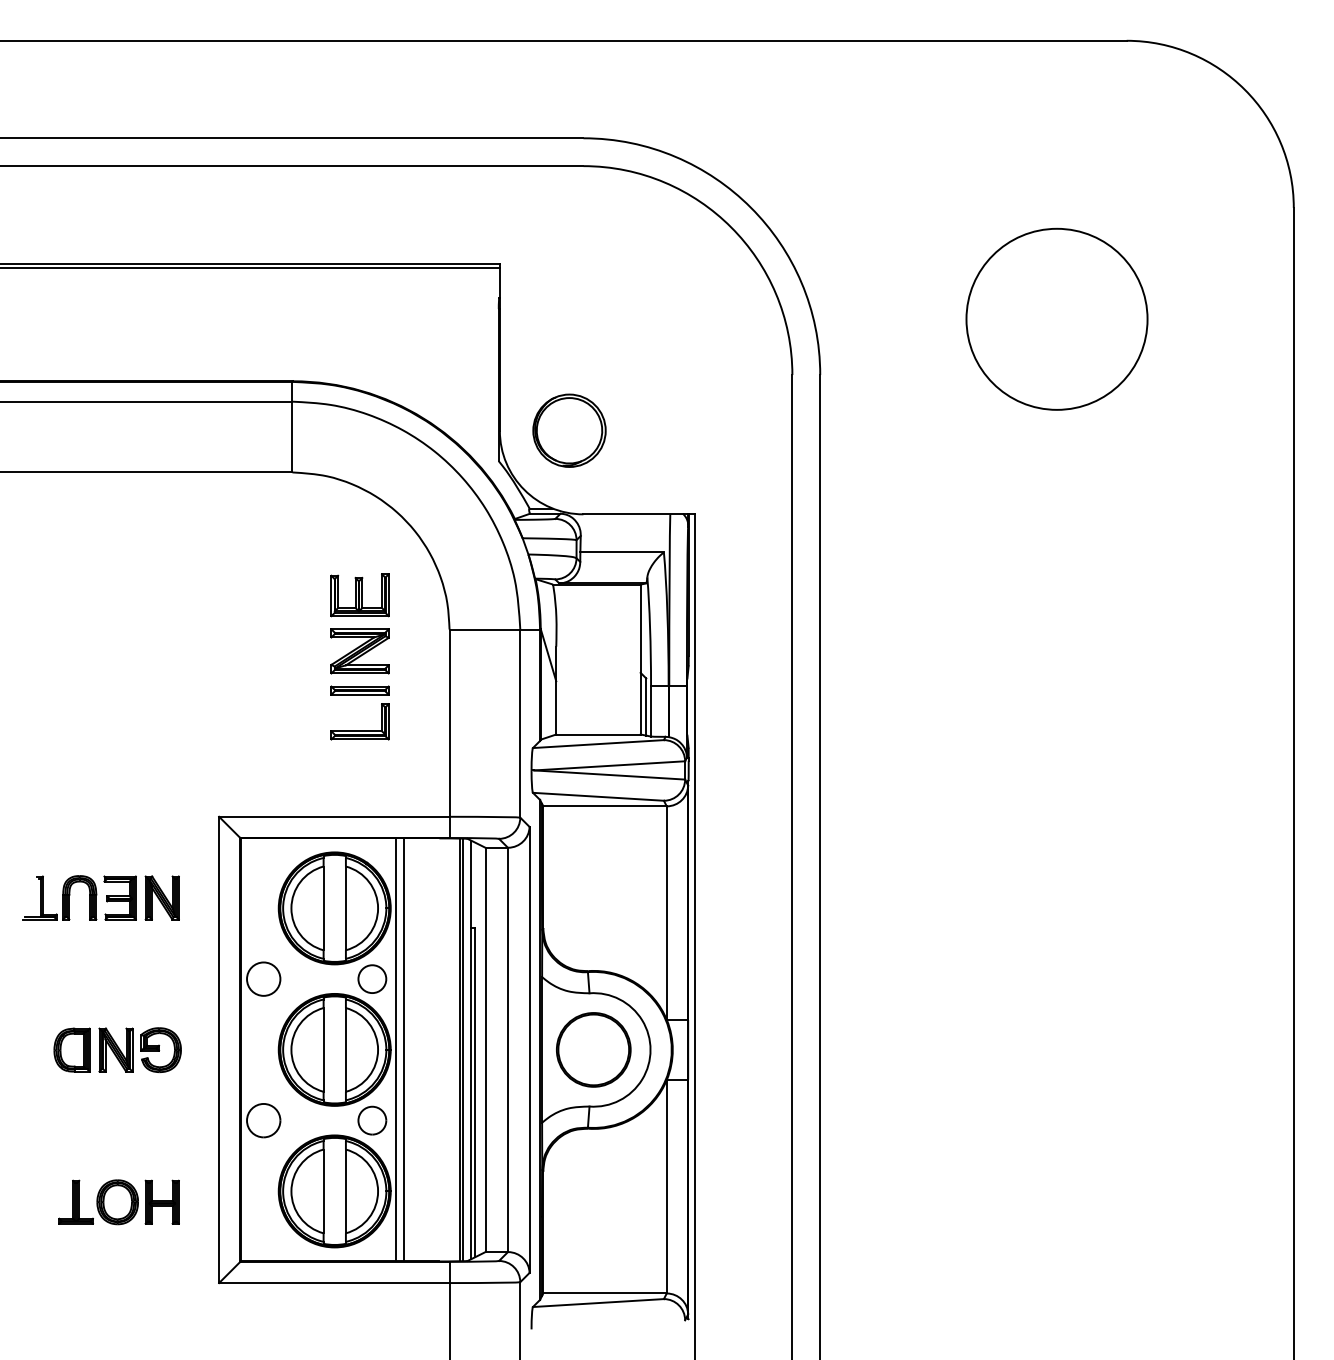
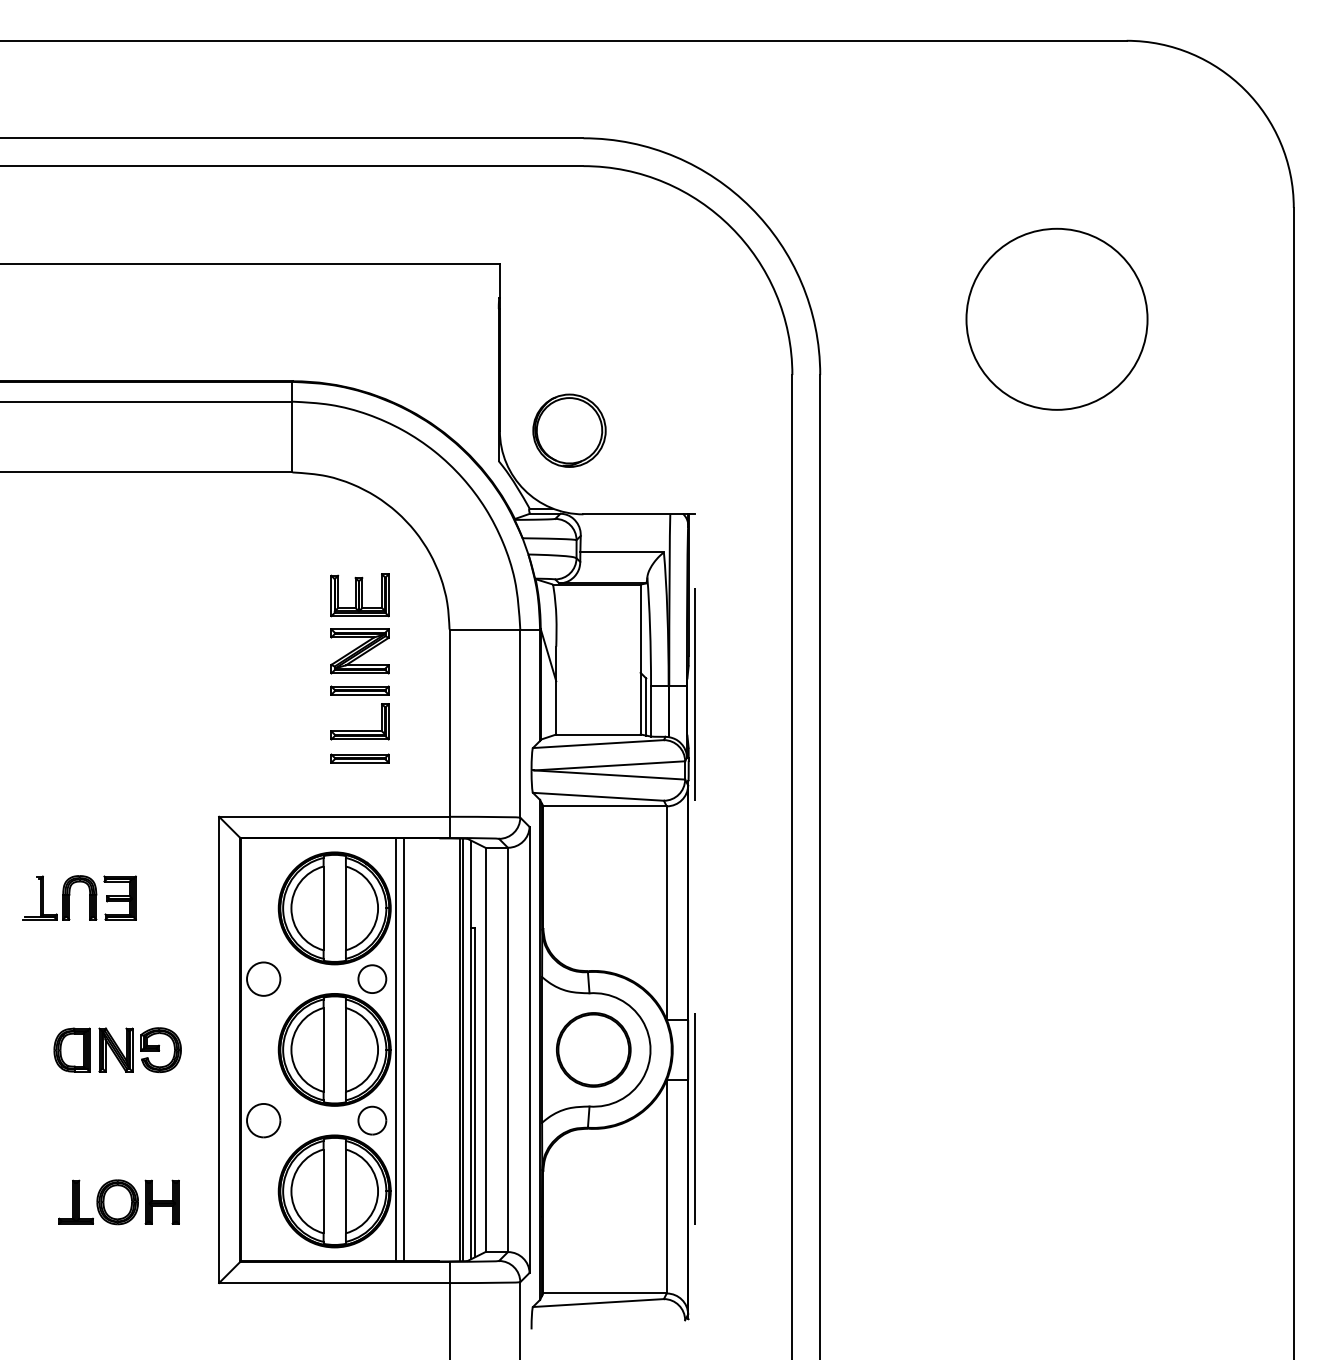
line: present -> none (250, 268)
part: none -> present (359, 758)
part: present -> none (161, 897)
line: solid -> dashed (694, 936)
